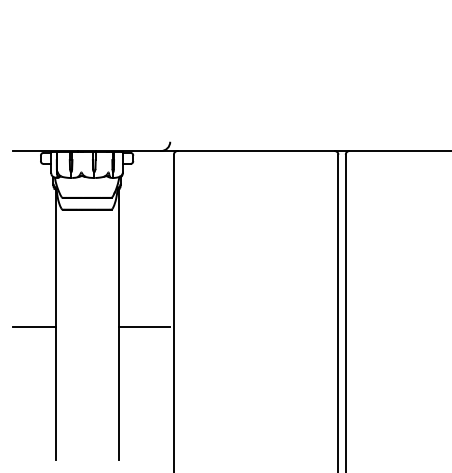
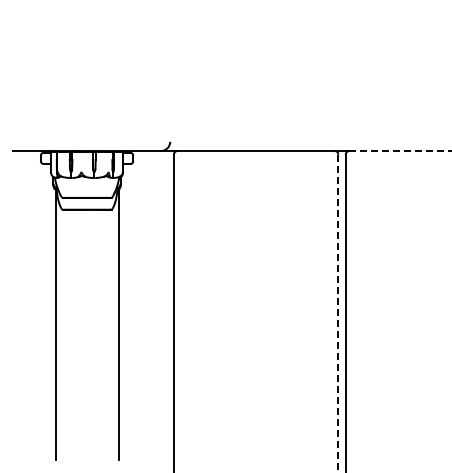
line: solid -> dashed (401, 151)
line: solid -> dashed (338, 313)
line: present -> none (34, 326)
line: present -> none (144, 326)
